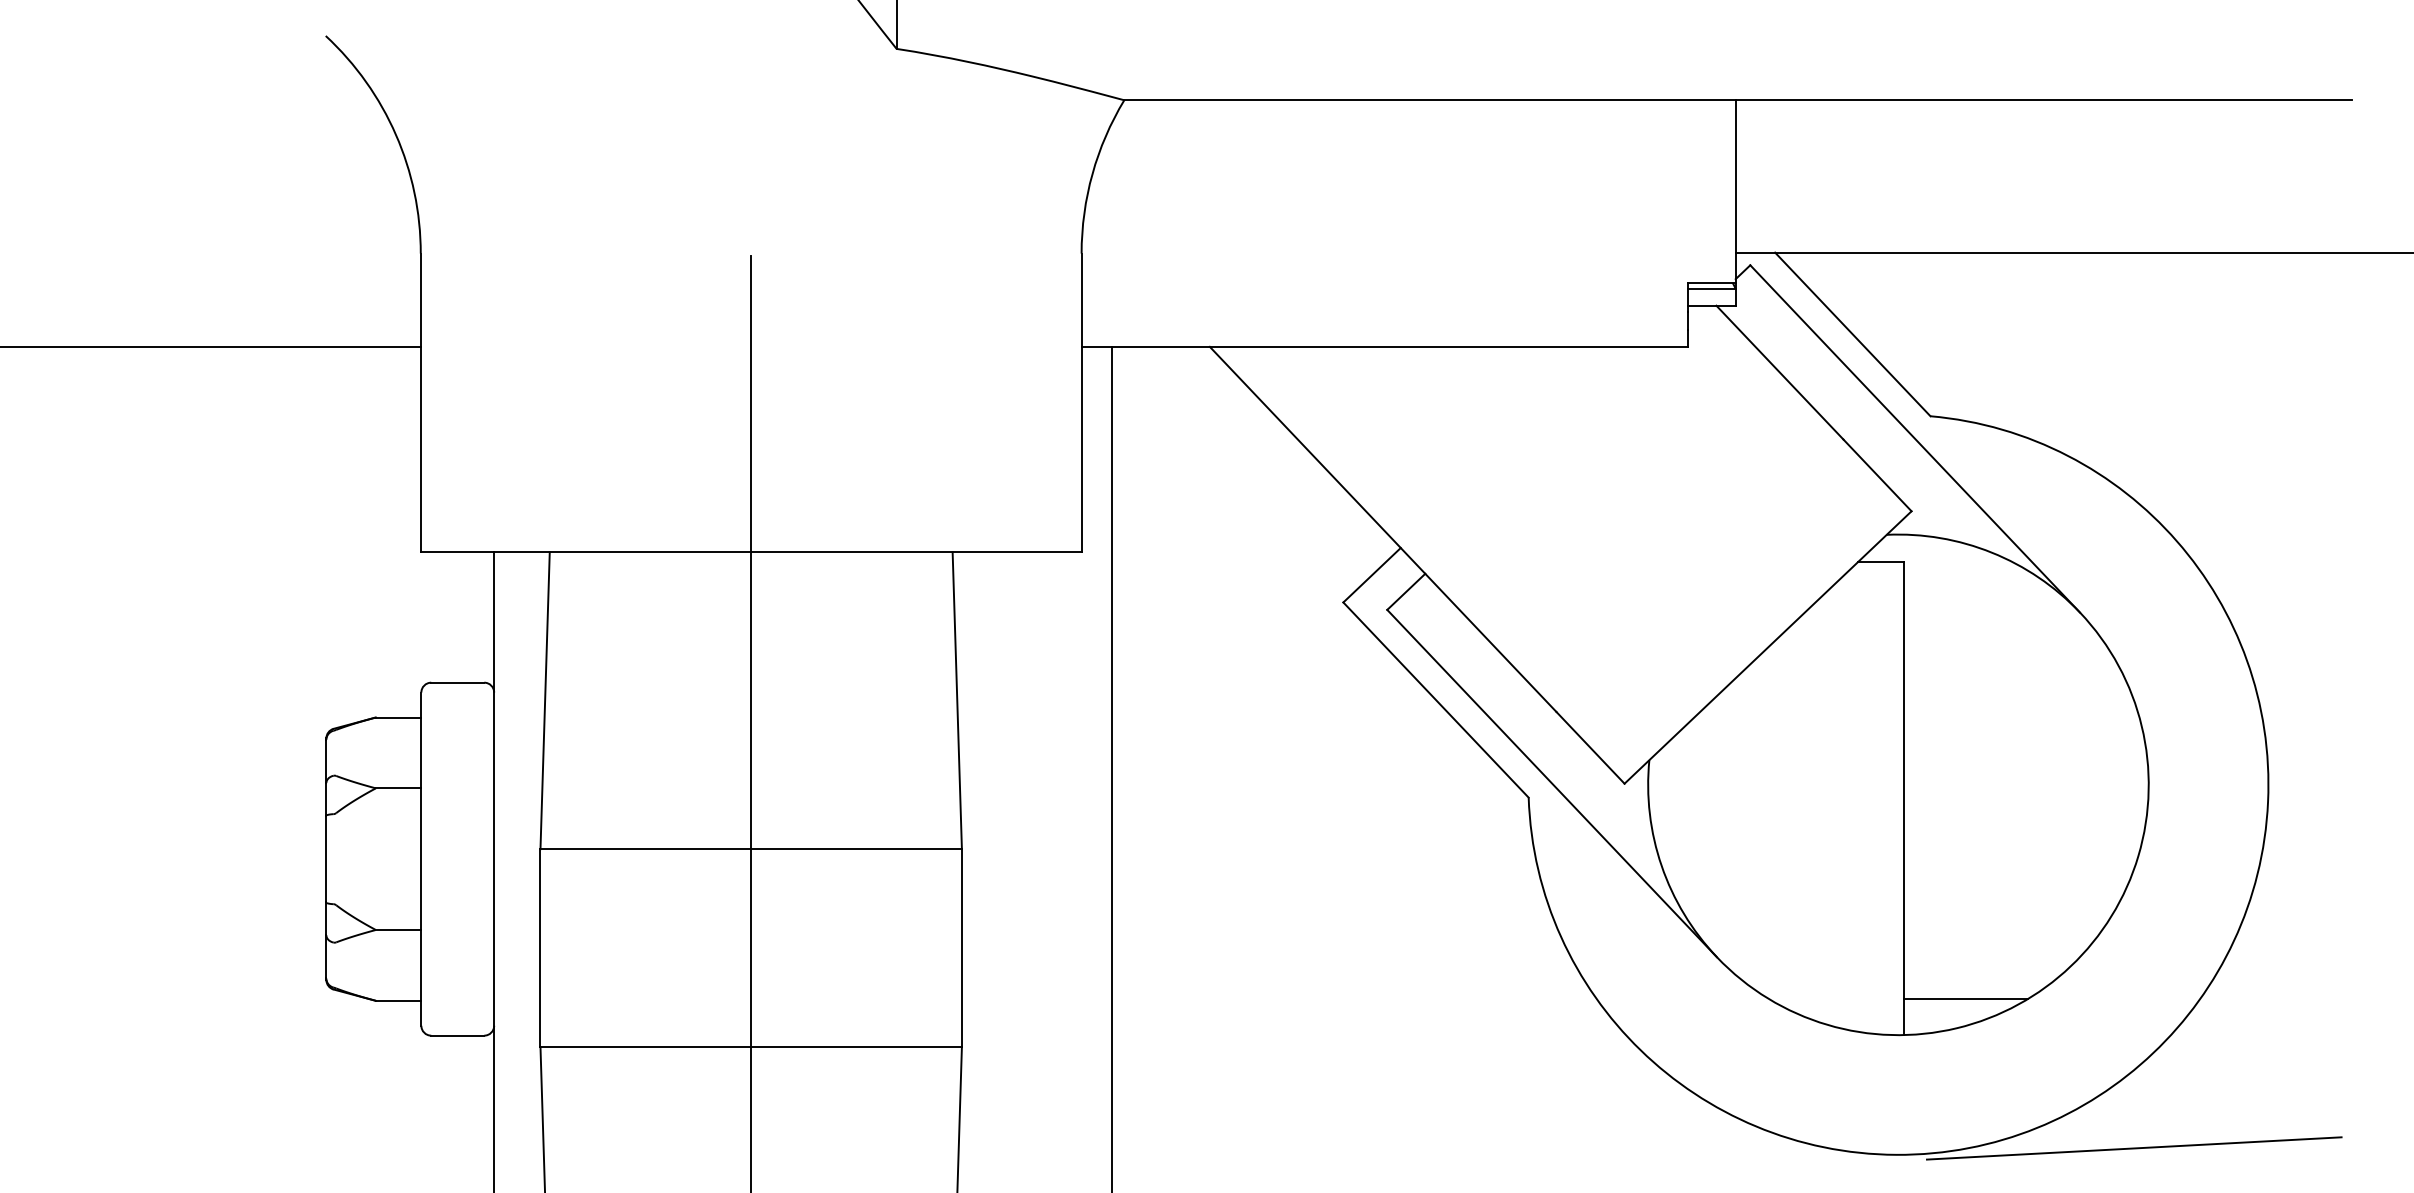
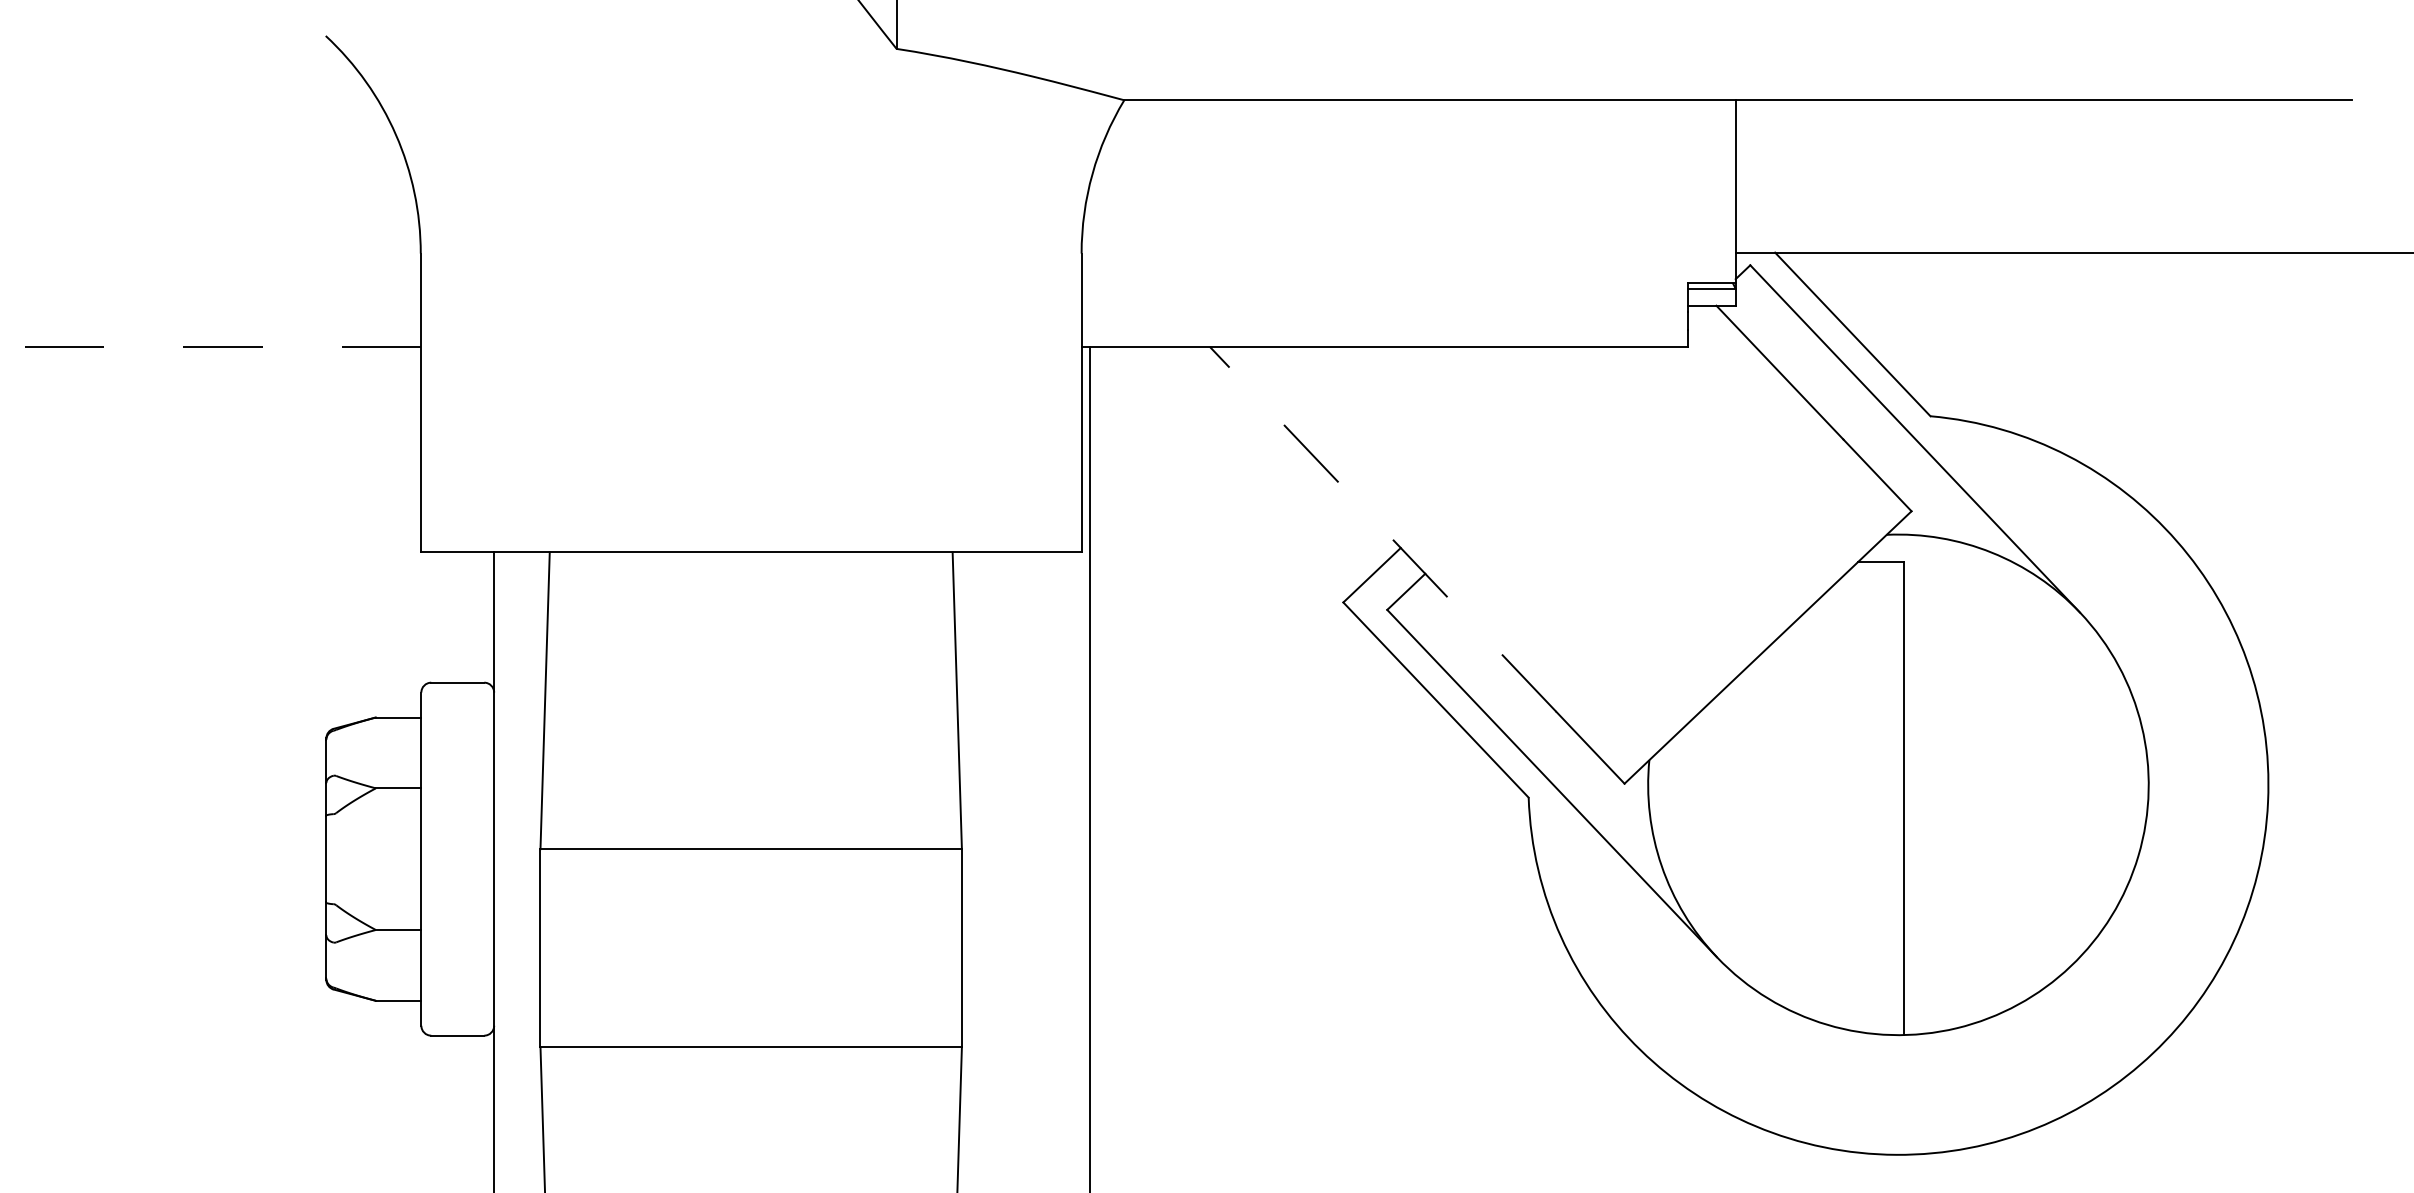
line: solid -> dashed (209, 347)
line: solid -> dashed (1383, 529)
line: present -> none (751, 722)
line position: (1112, 767) -> (1090, 767) (1090, 767)
line: present -> none (1965, 999)
line: present -> none (2133, 1148)
